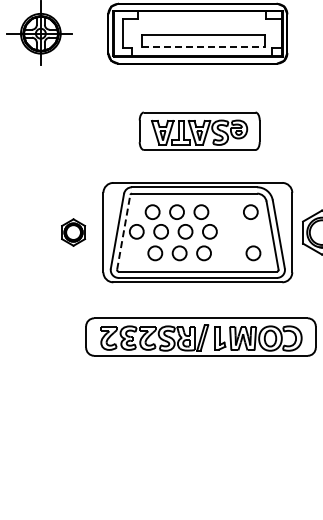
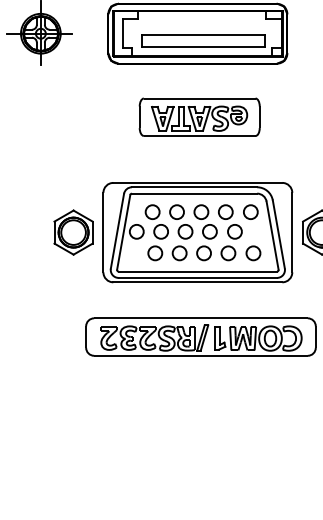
line: dashed -> solid (203, 47)
part position: (199, 130) -> (199, 116) (199, 116)
part size: 26x29 px -> 41x47 px (73, 232)
line: dashed -> solid (123, 232)
part: none -> present (230, 232)
